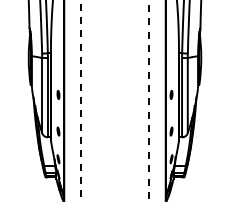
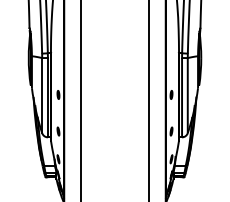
line: dashed -> solid (148, 100)
line: dashed -> solid (81, 101)
